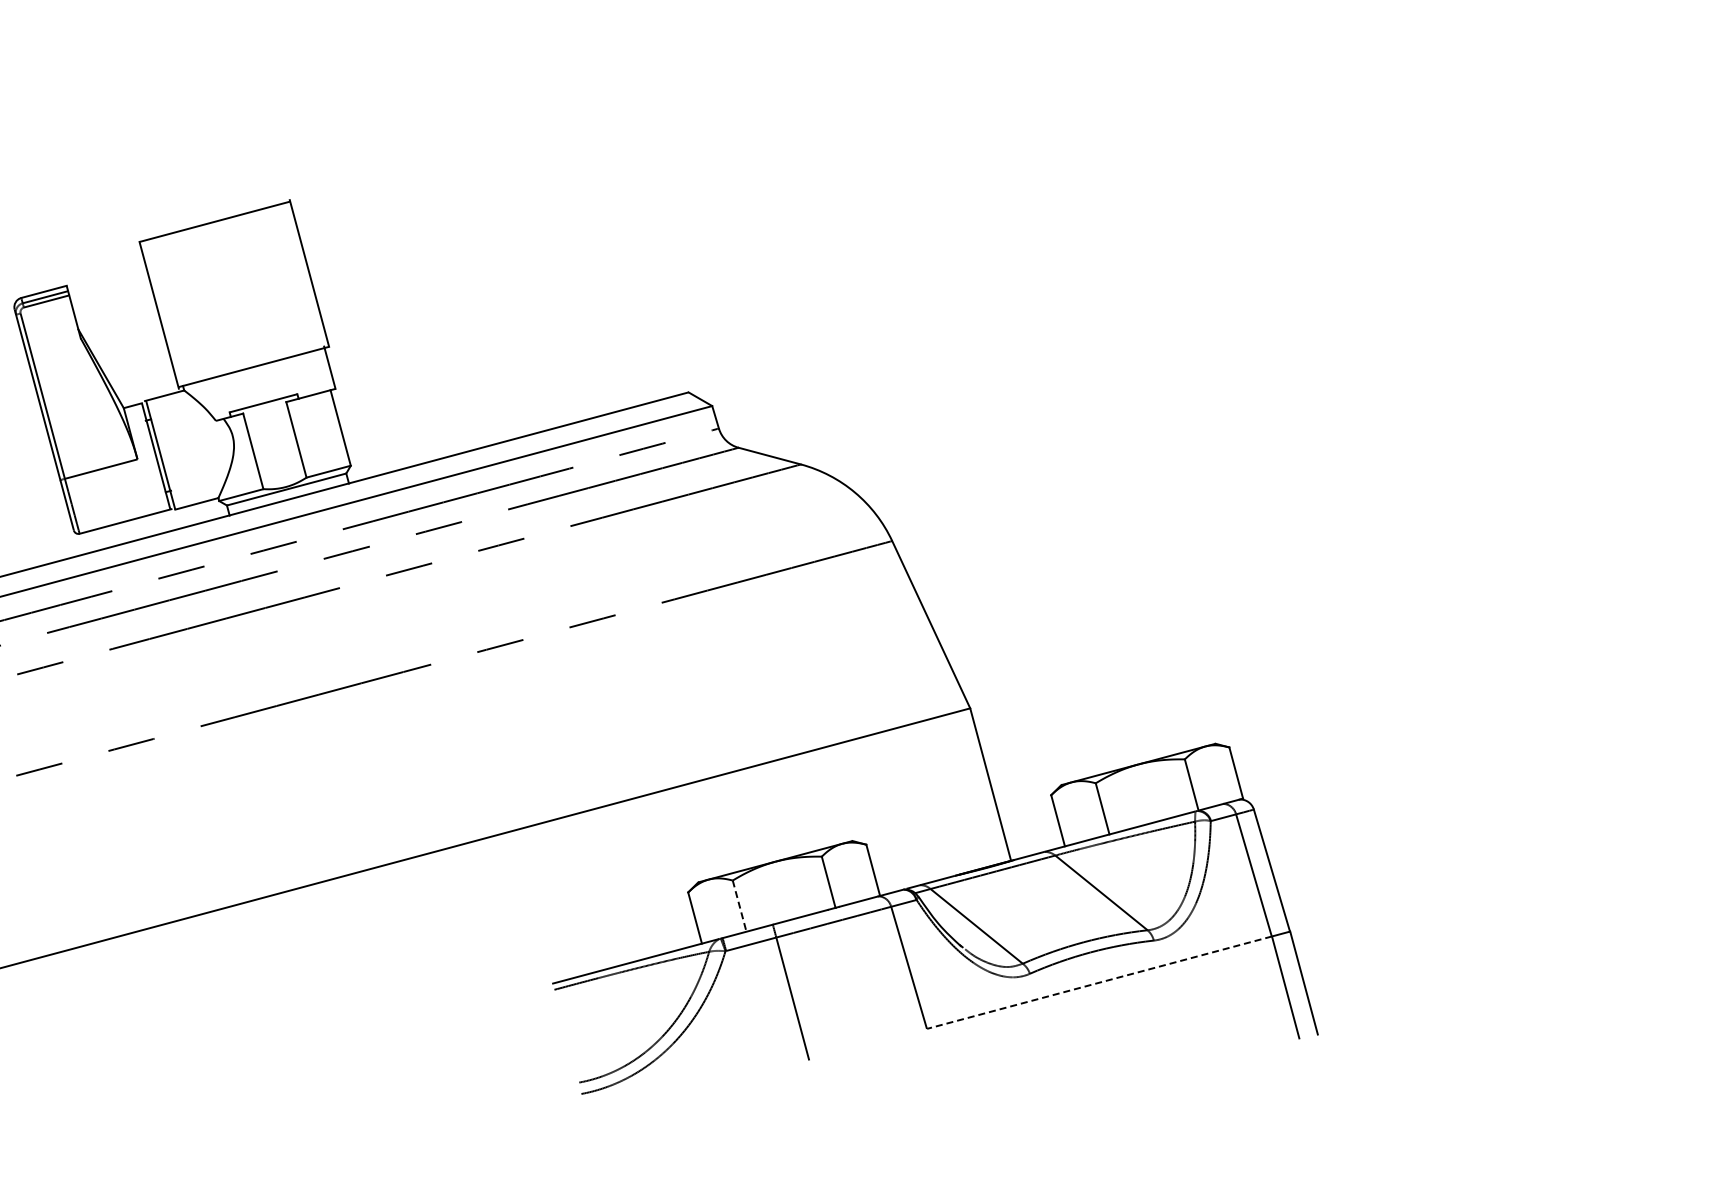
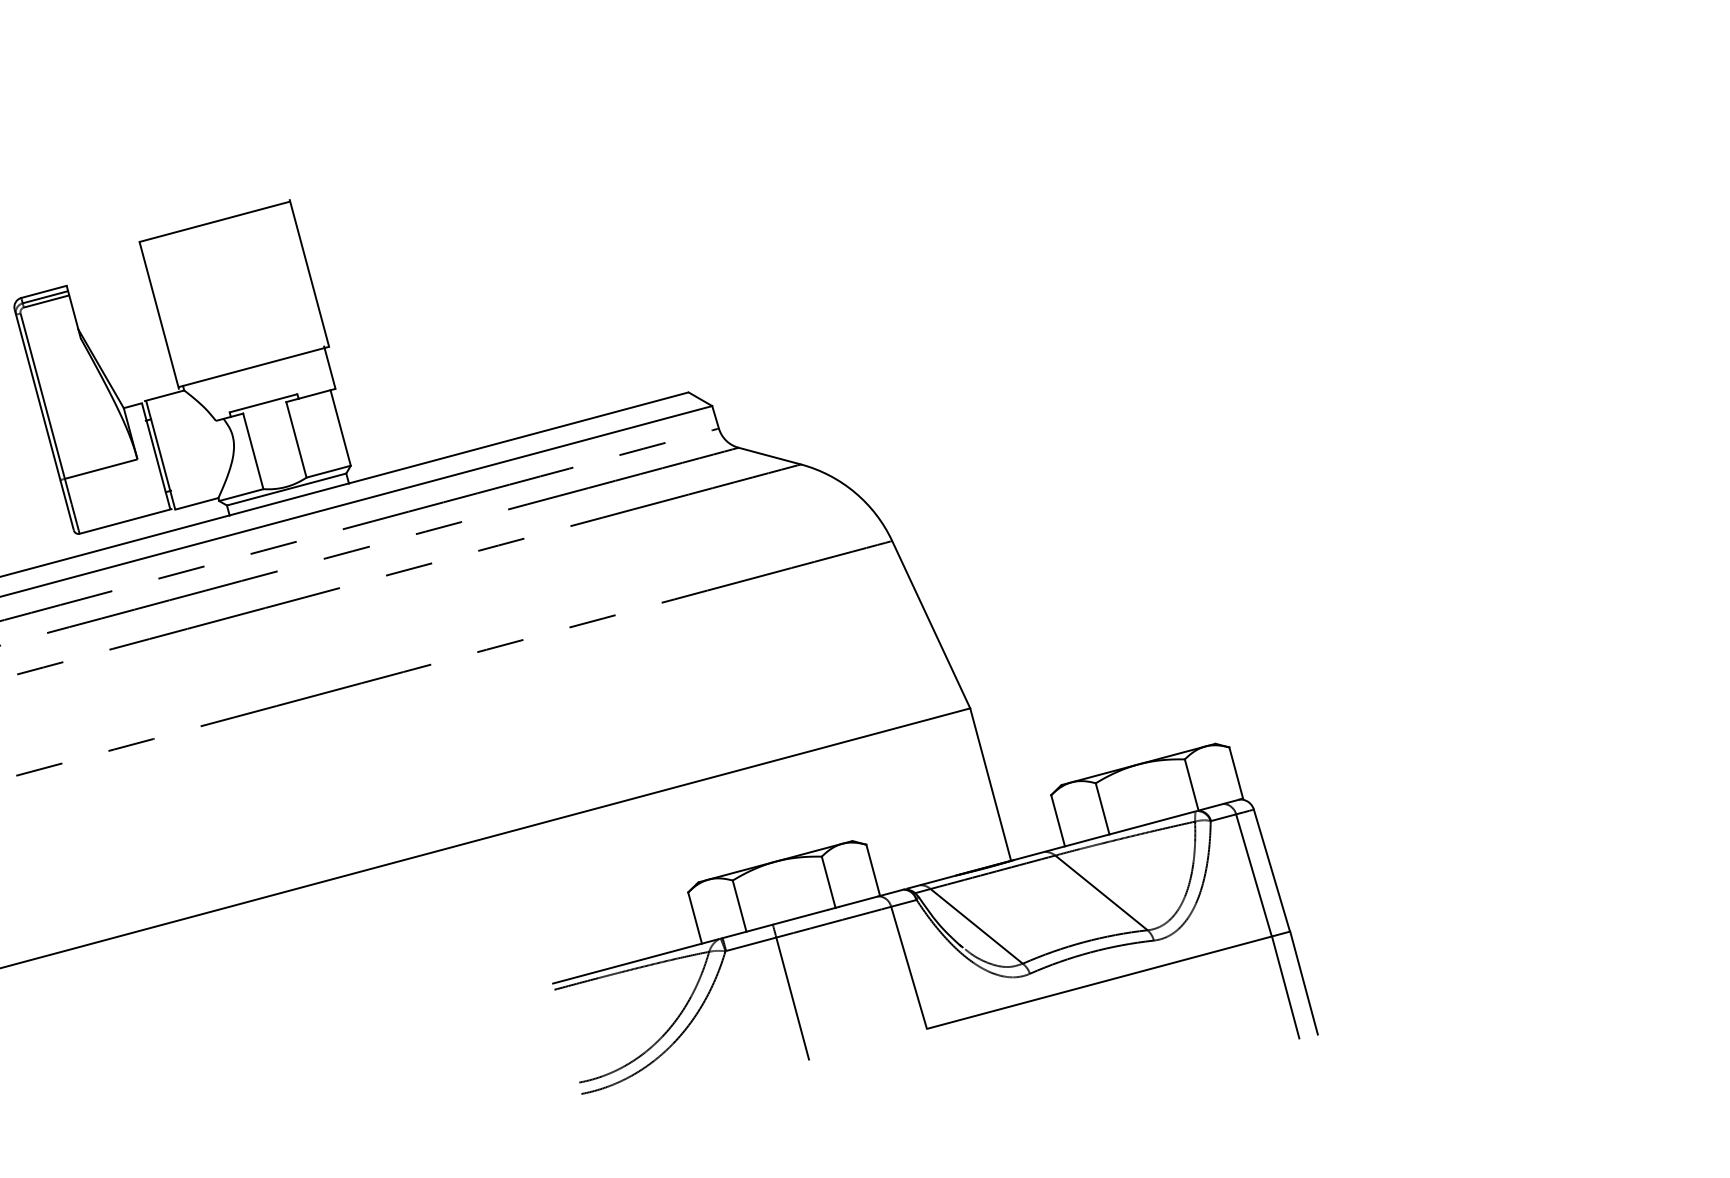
line: dashed -> solid (739, 906)
line: dashed -> solid (1099, 982)
